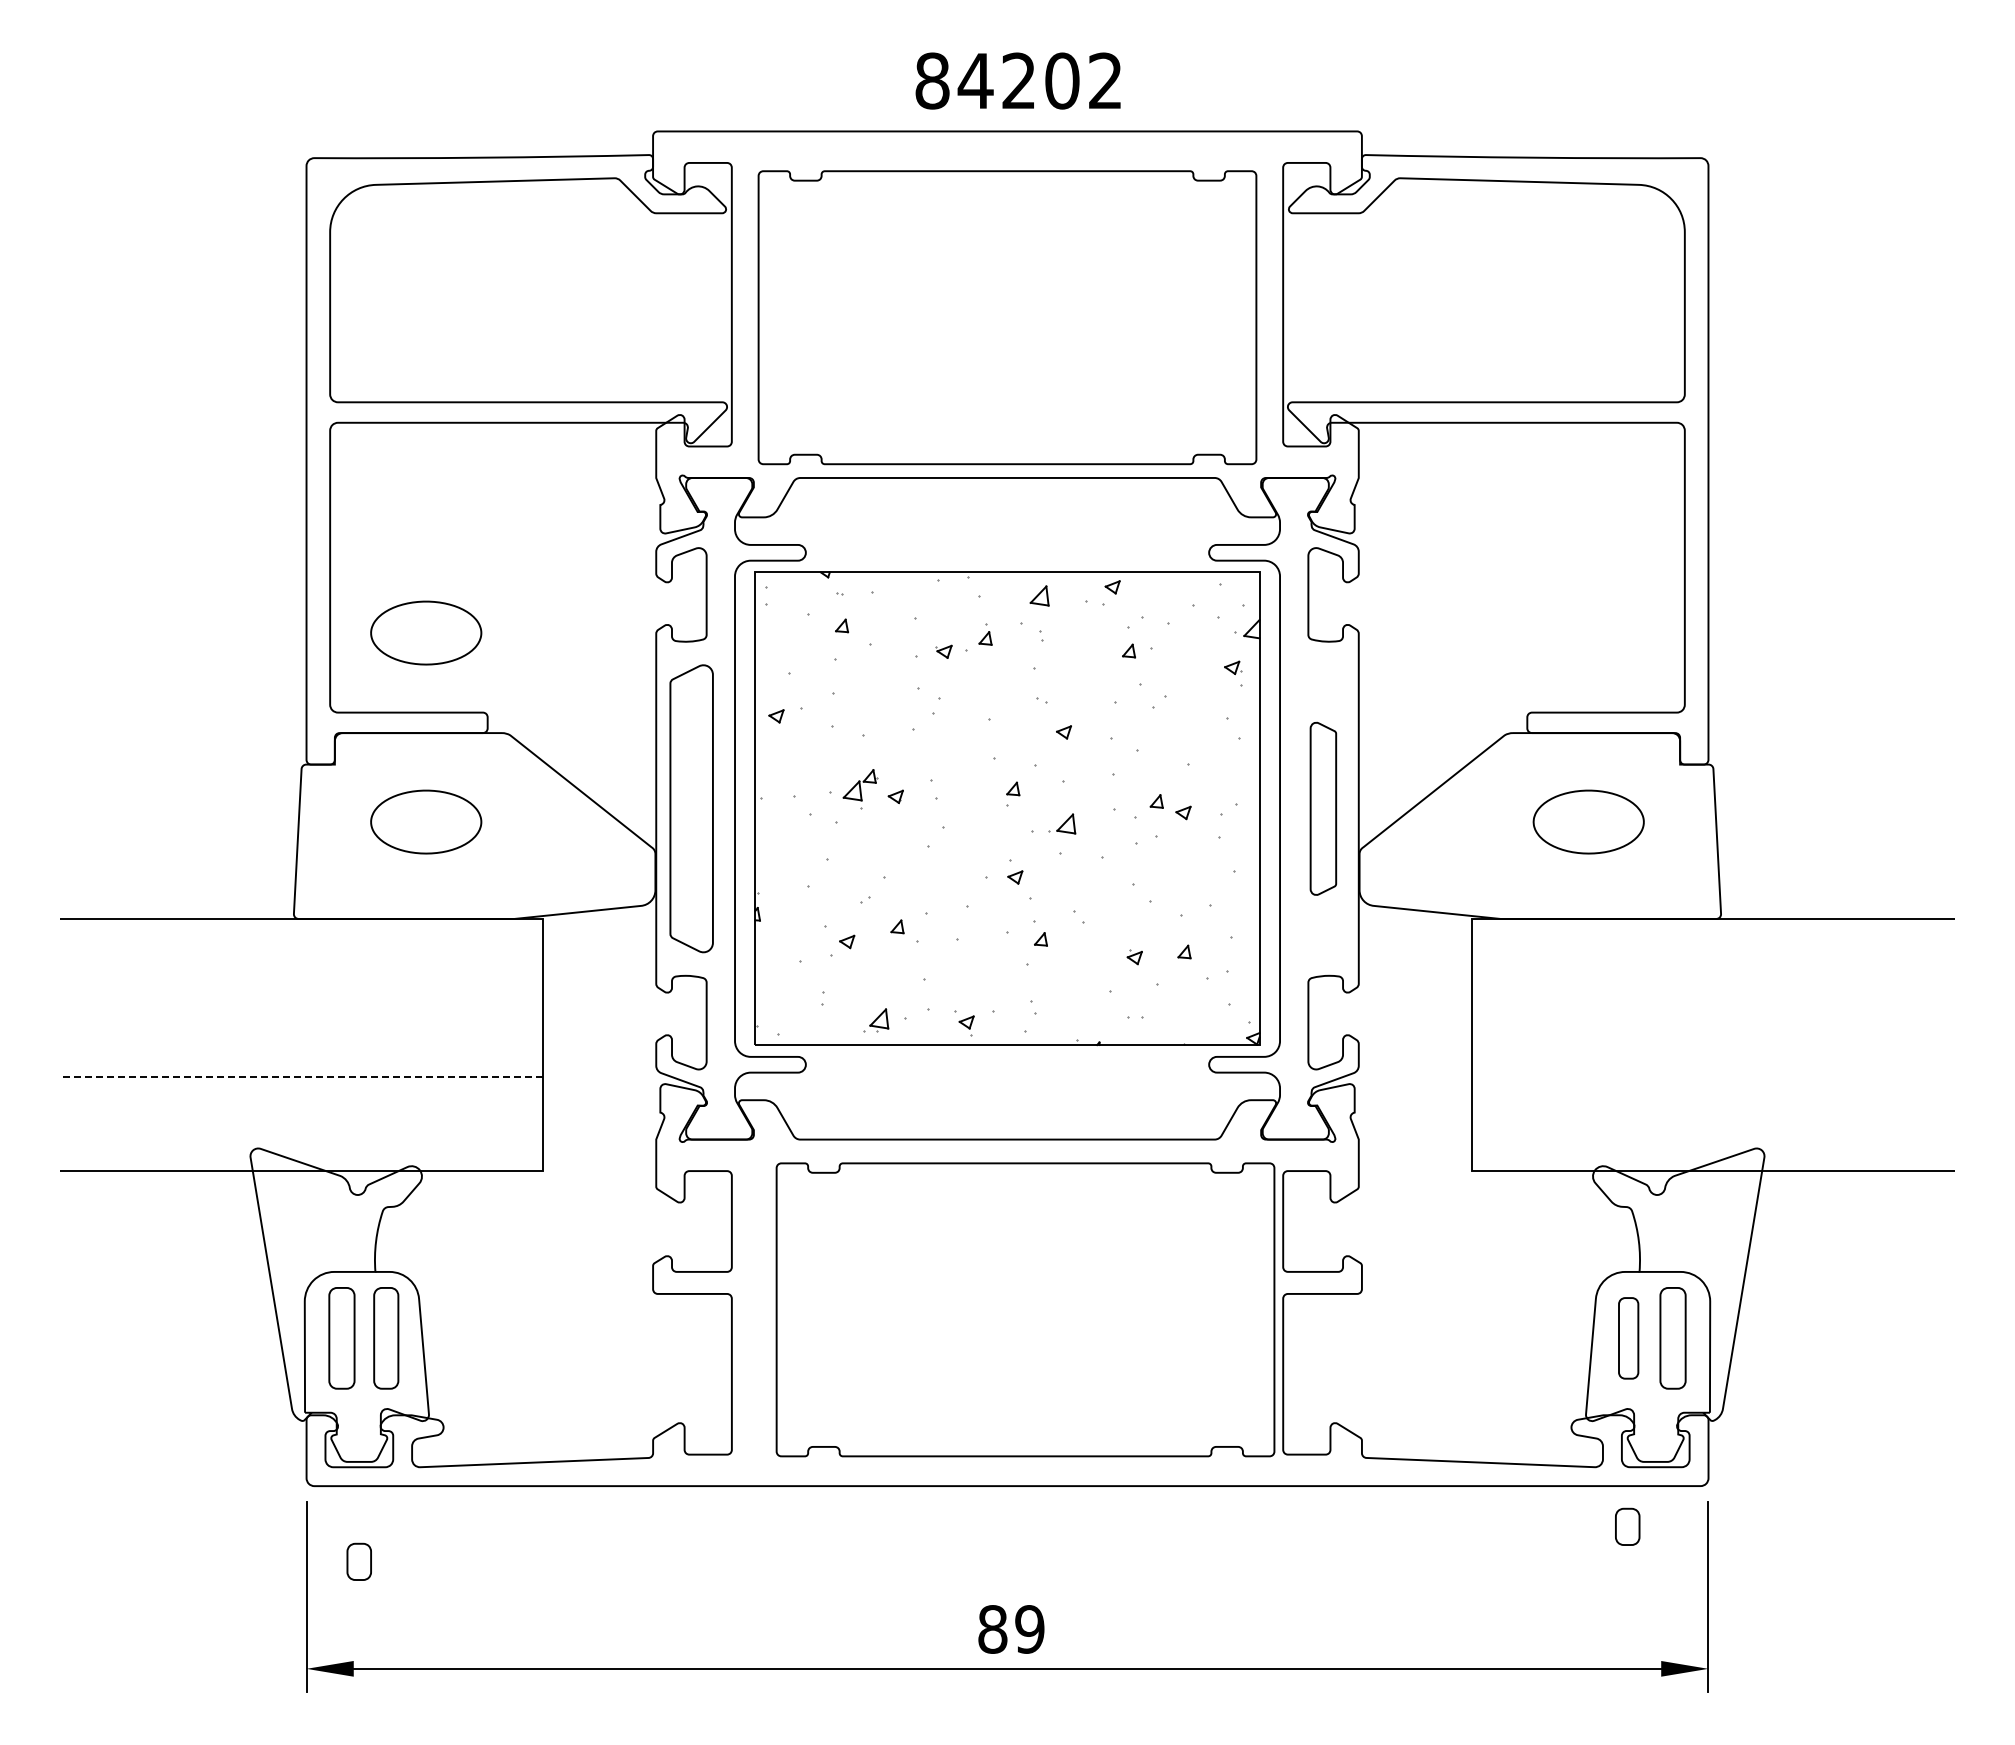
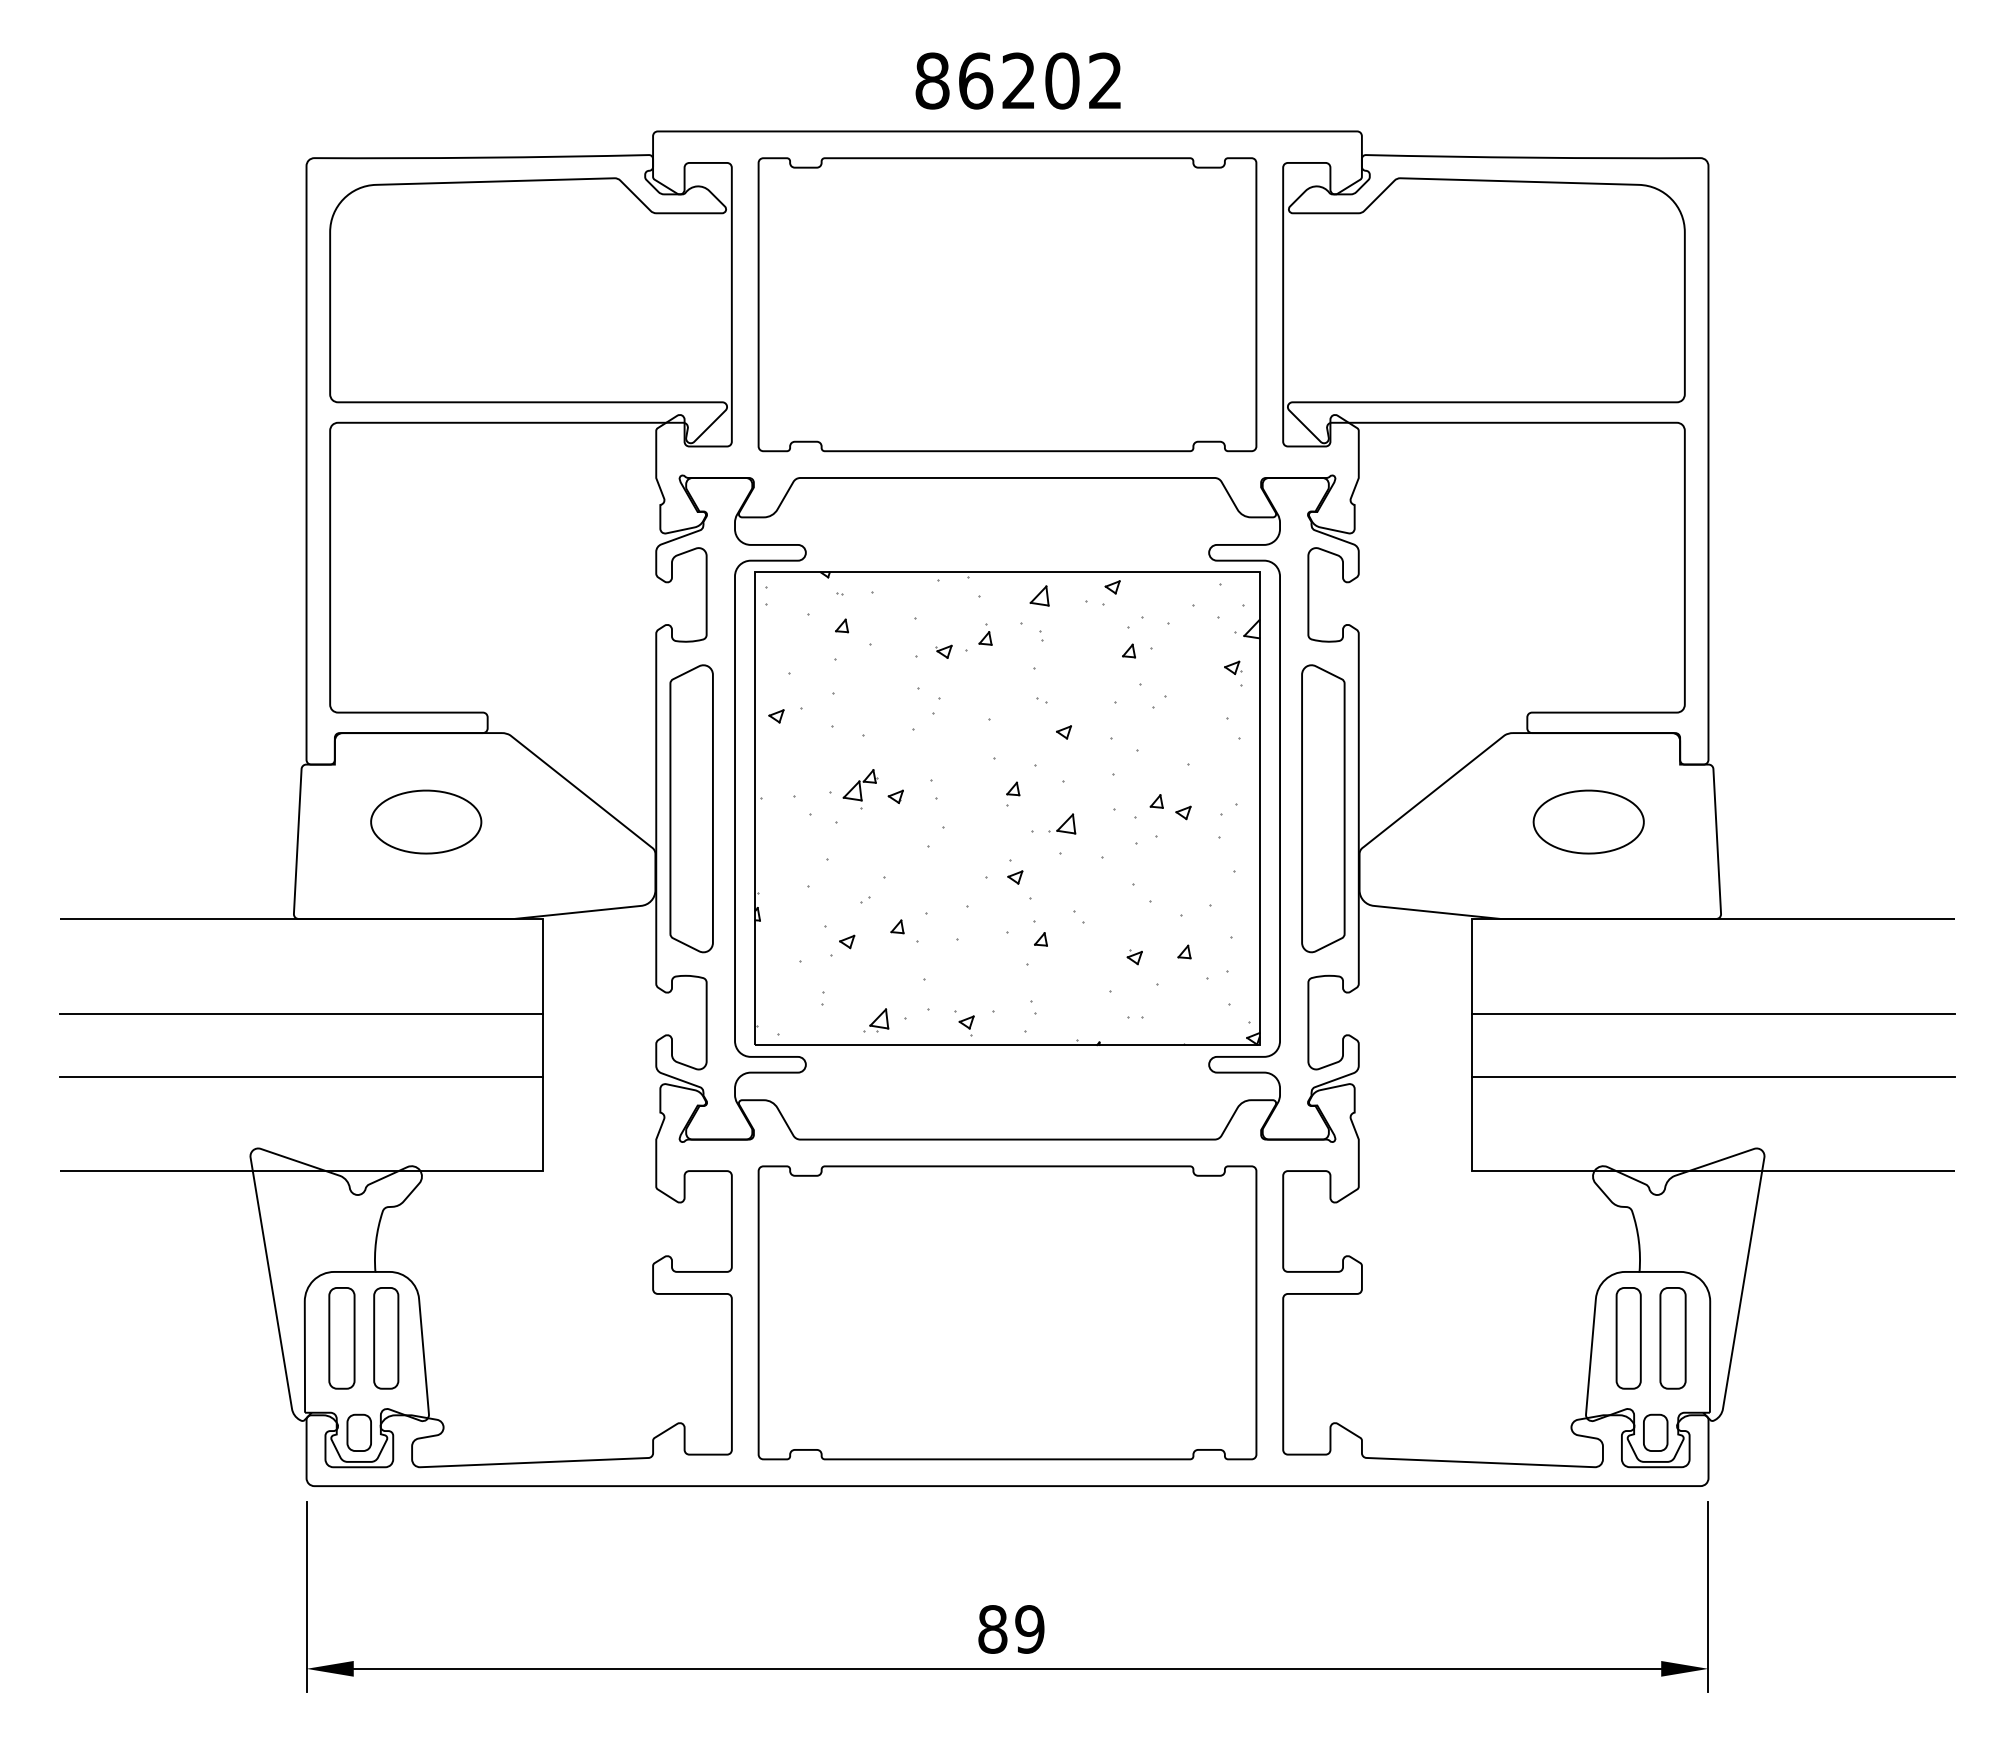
text: 84202 -> 86202 (975, 80)
part position: (1007, 317) -> (1007, 304) (1007, 304)
part: present -> none (426, 632)
part size: 29x175 px -> 45x290 px (1323, 808)
line: none -> present (301, 1013)
line: none -> present (1713, 1013)
line: dashed -> solid (301, 1076)
line: none -> present (1713, 1076)
part position: (1025, 1309) -> (1007, 1312) (1007, 1312)
part size: 22x83 px -> 27x103 px (1628, 1338)
part position: (1627, 1526) -> (1655, 1432) (1655, 1432)
part position: (358, 1561) -> (358, 1432) (358, 1432)
